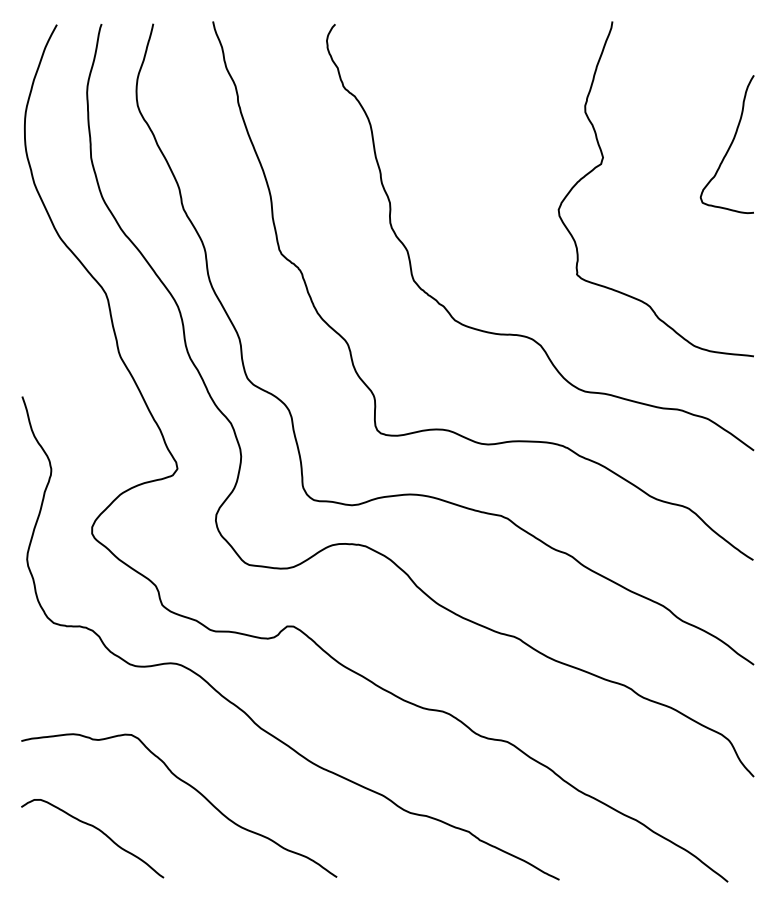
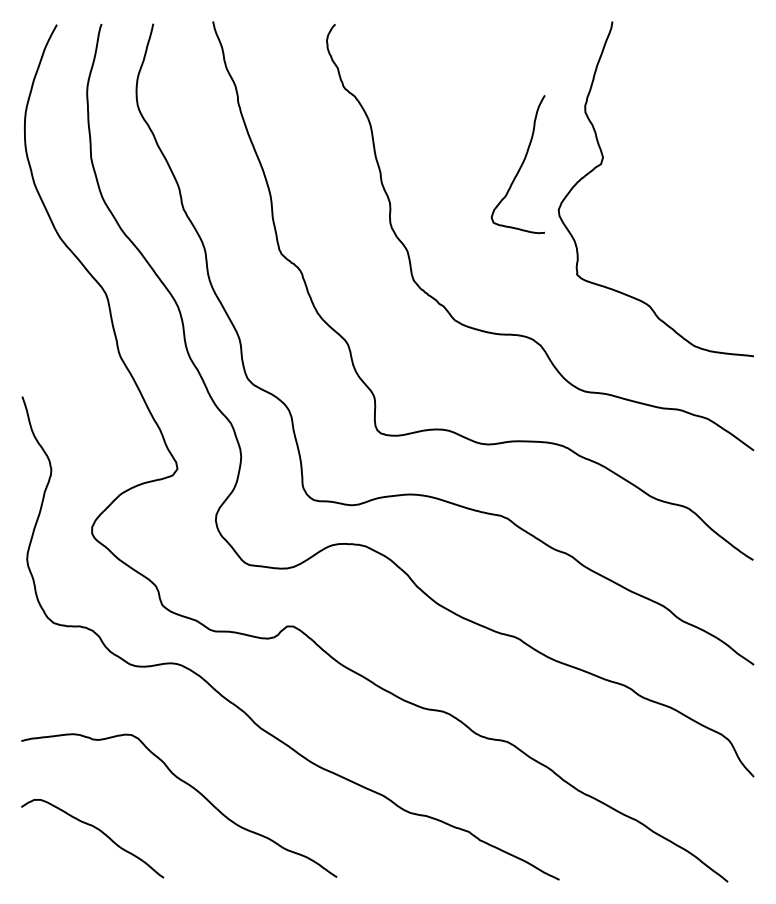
curve position: (729, 145) -> (520, 165) (520, 165)
